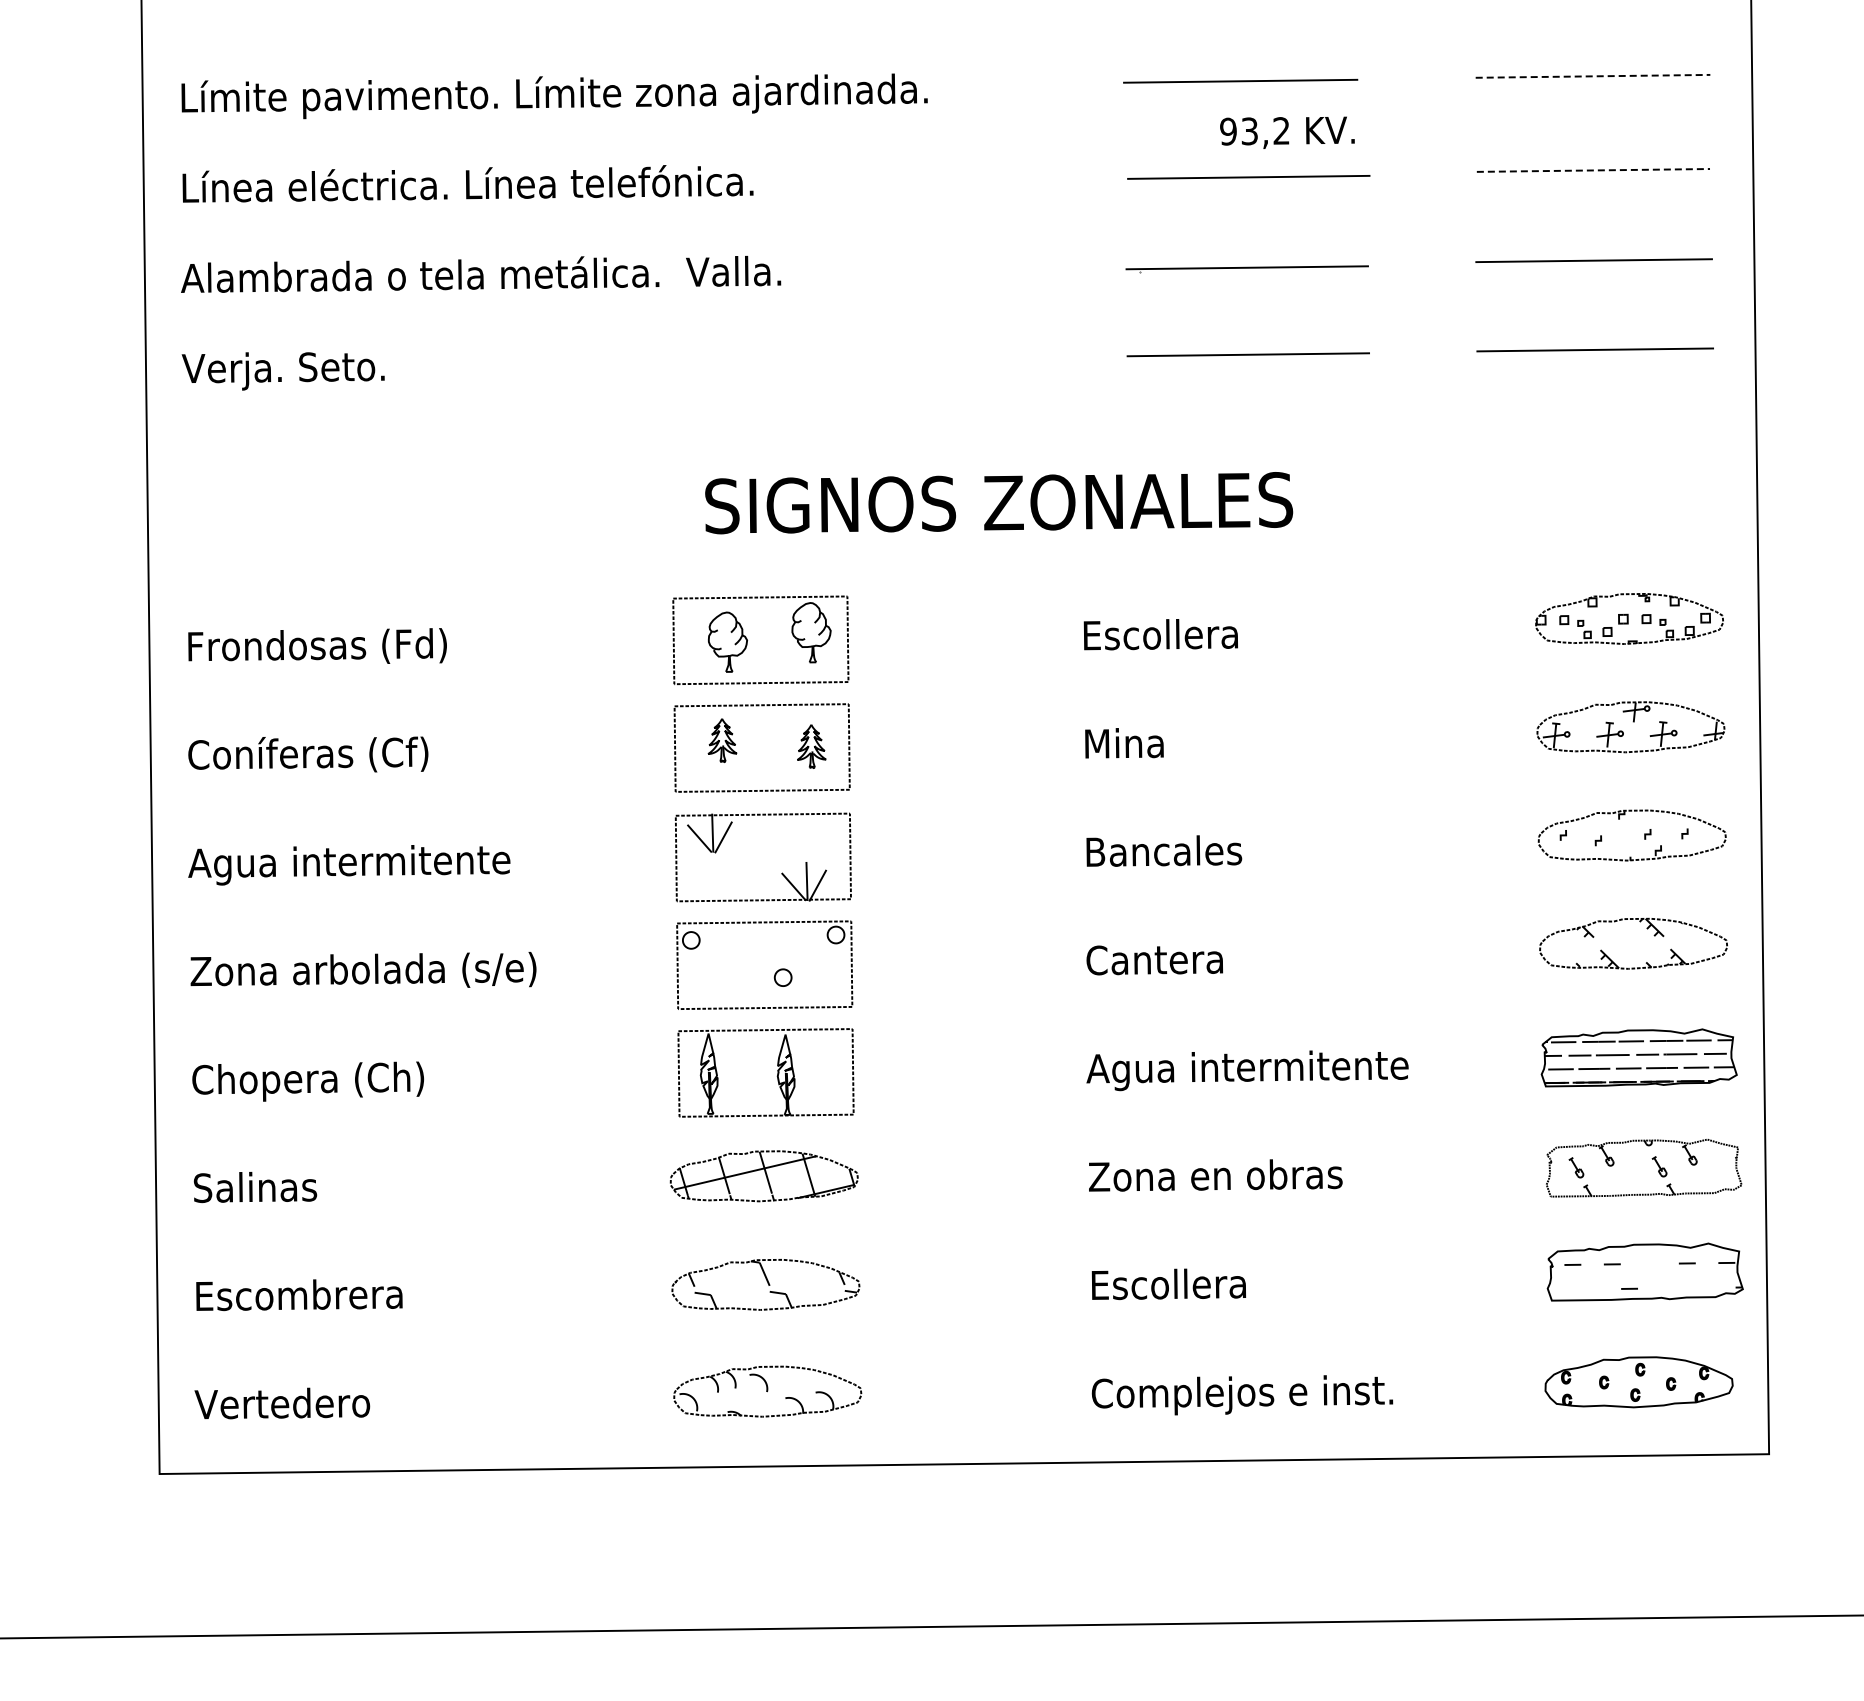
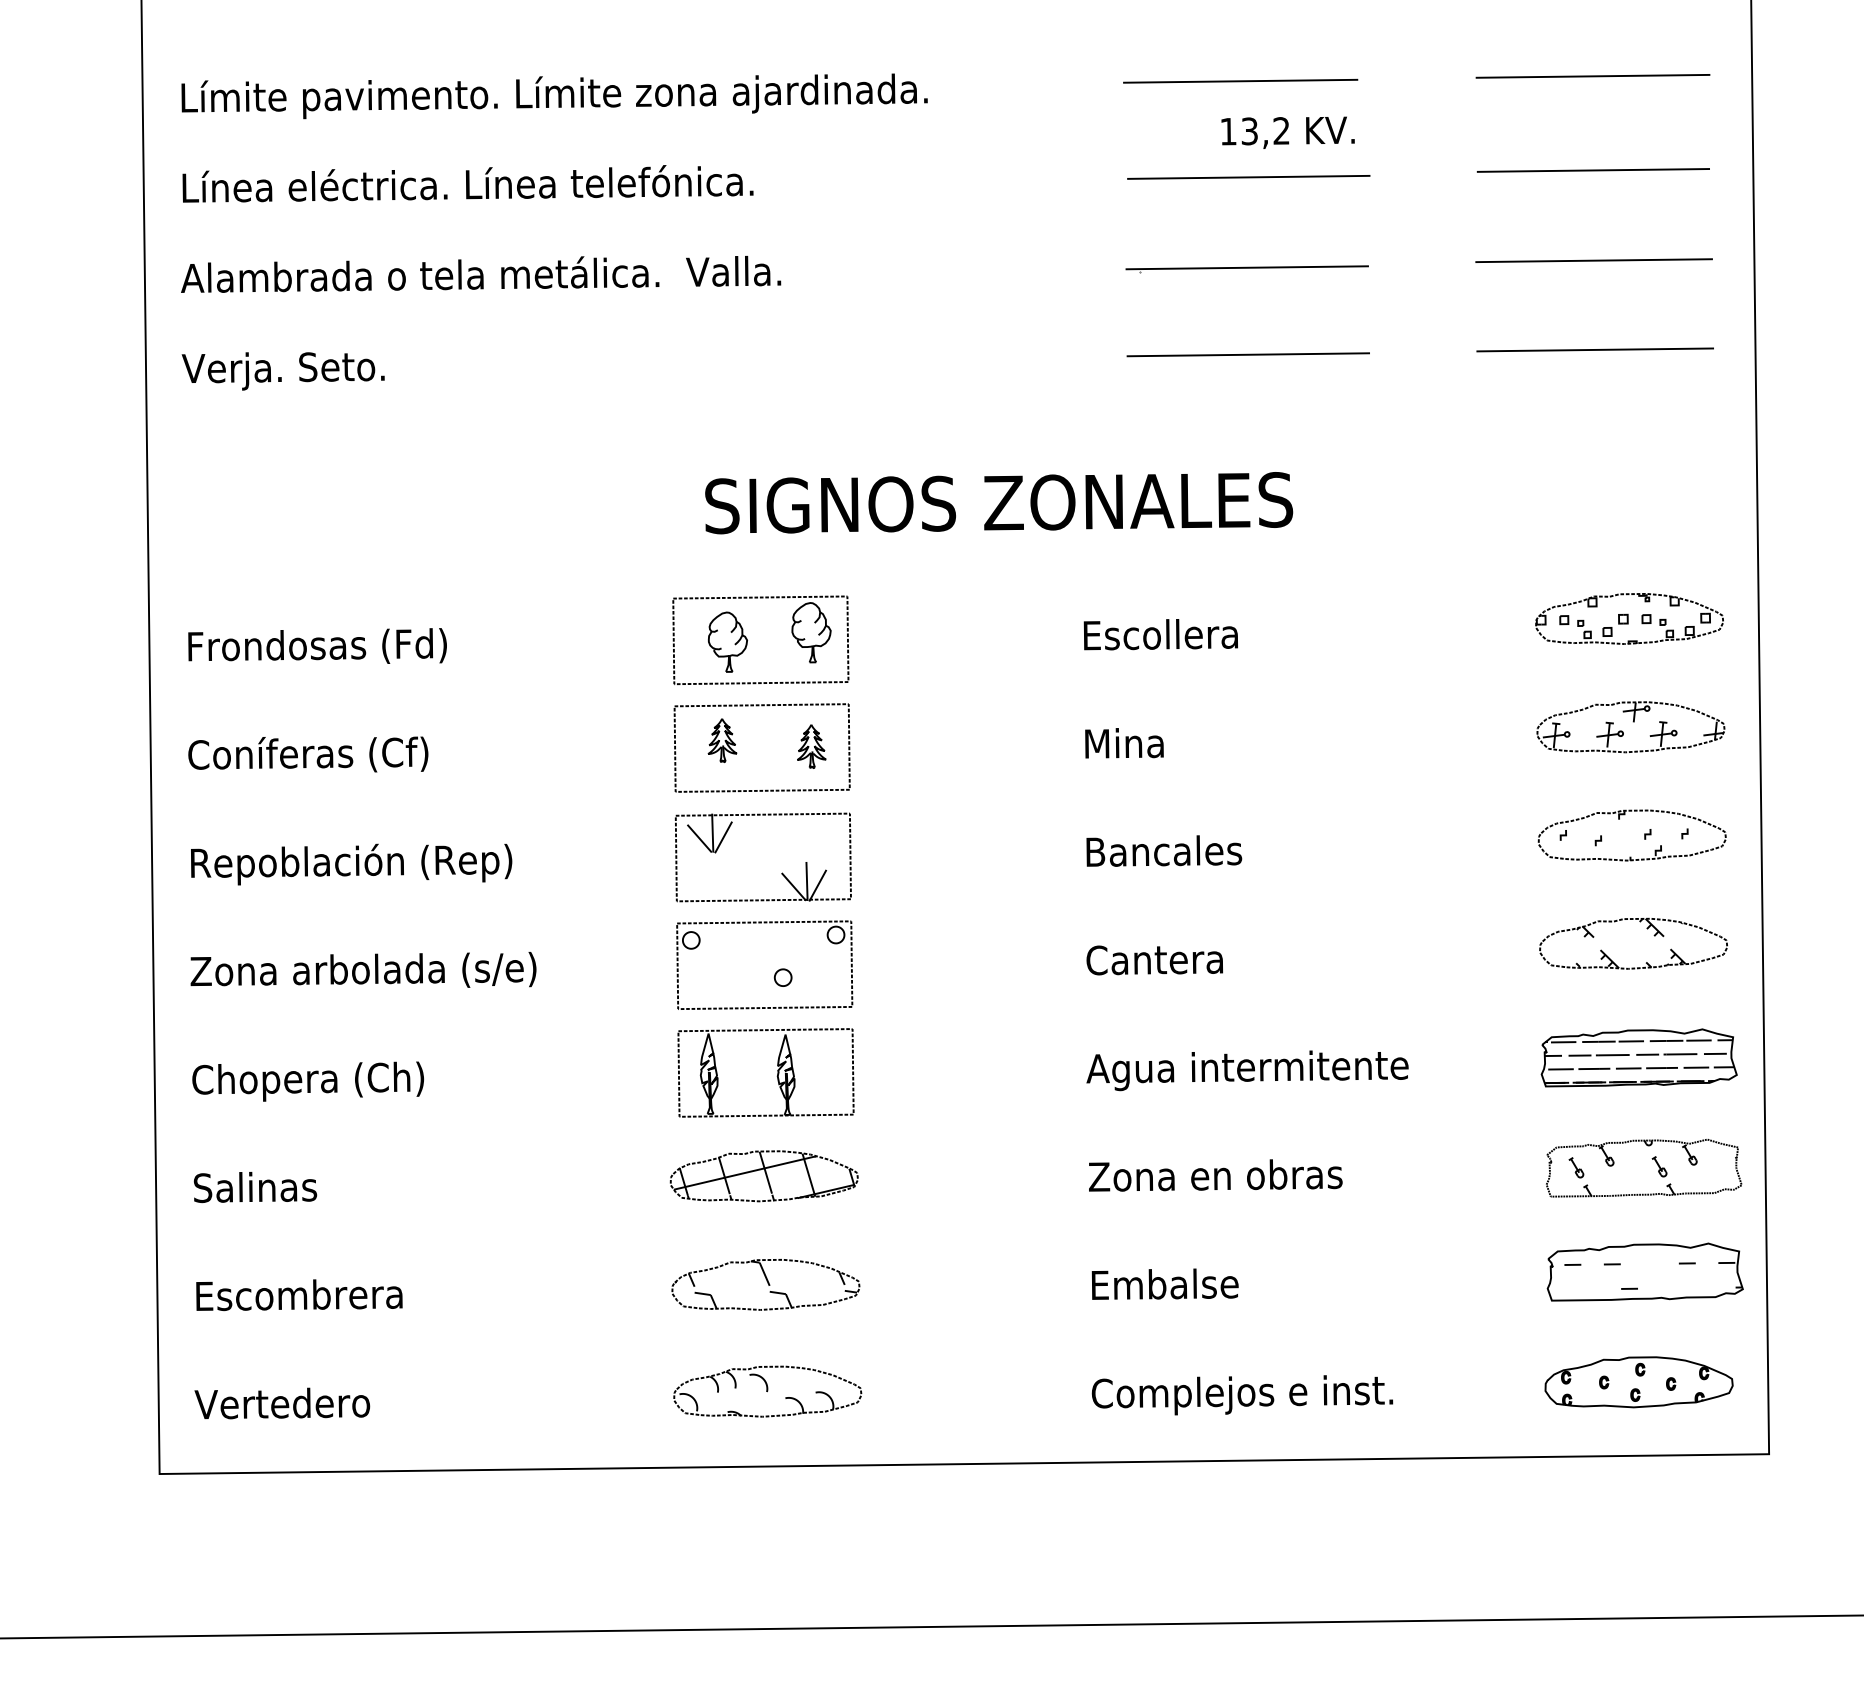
line: dashed -> solid (1593, 76)
text: 93,2 -> 13,2 (1228, 131)
line: dashed -> solid (1593, 170)
text: Agua intermitente -> Repoblación (Rep) (350, 864)
text: Escollera -> Embalse (1179, 1284)
